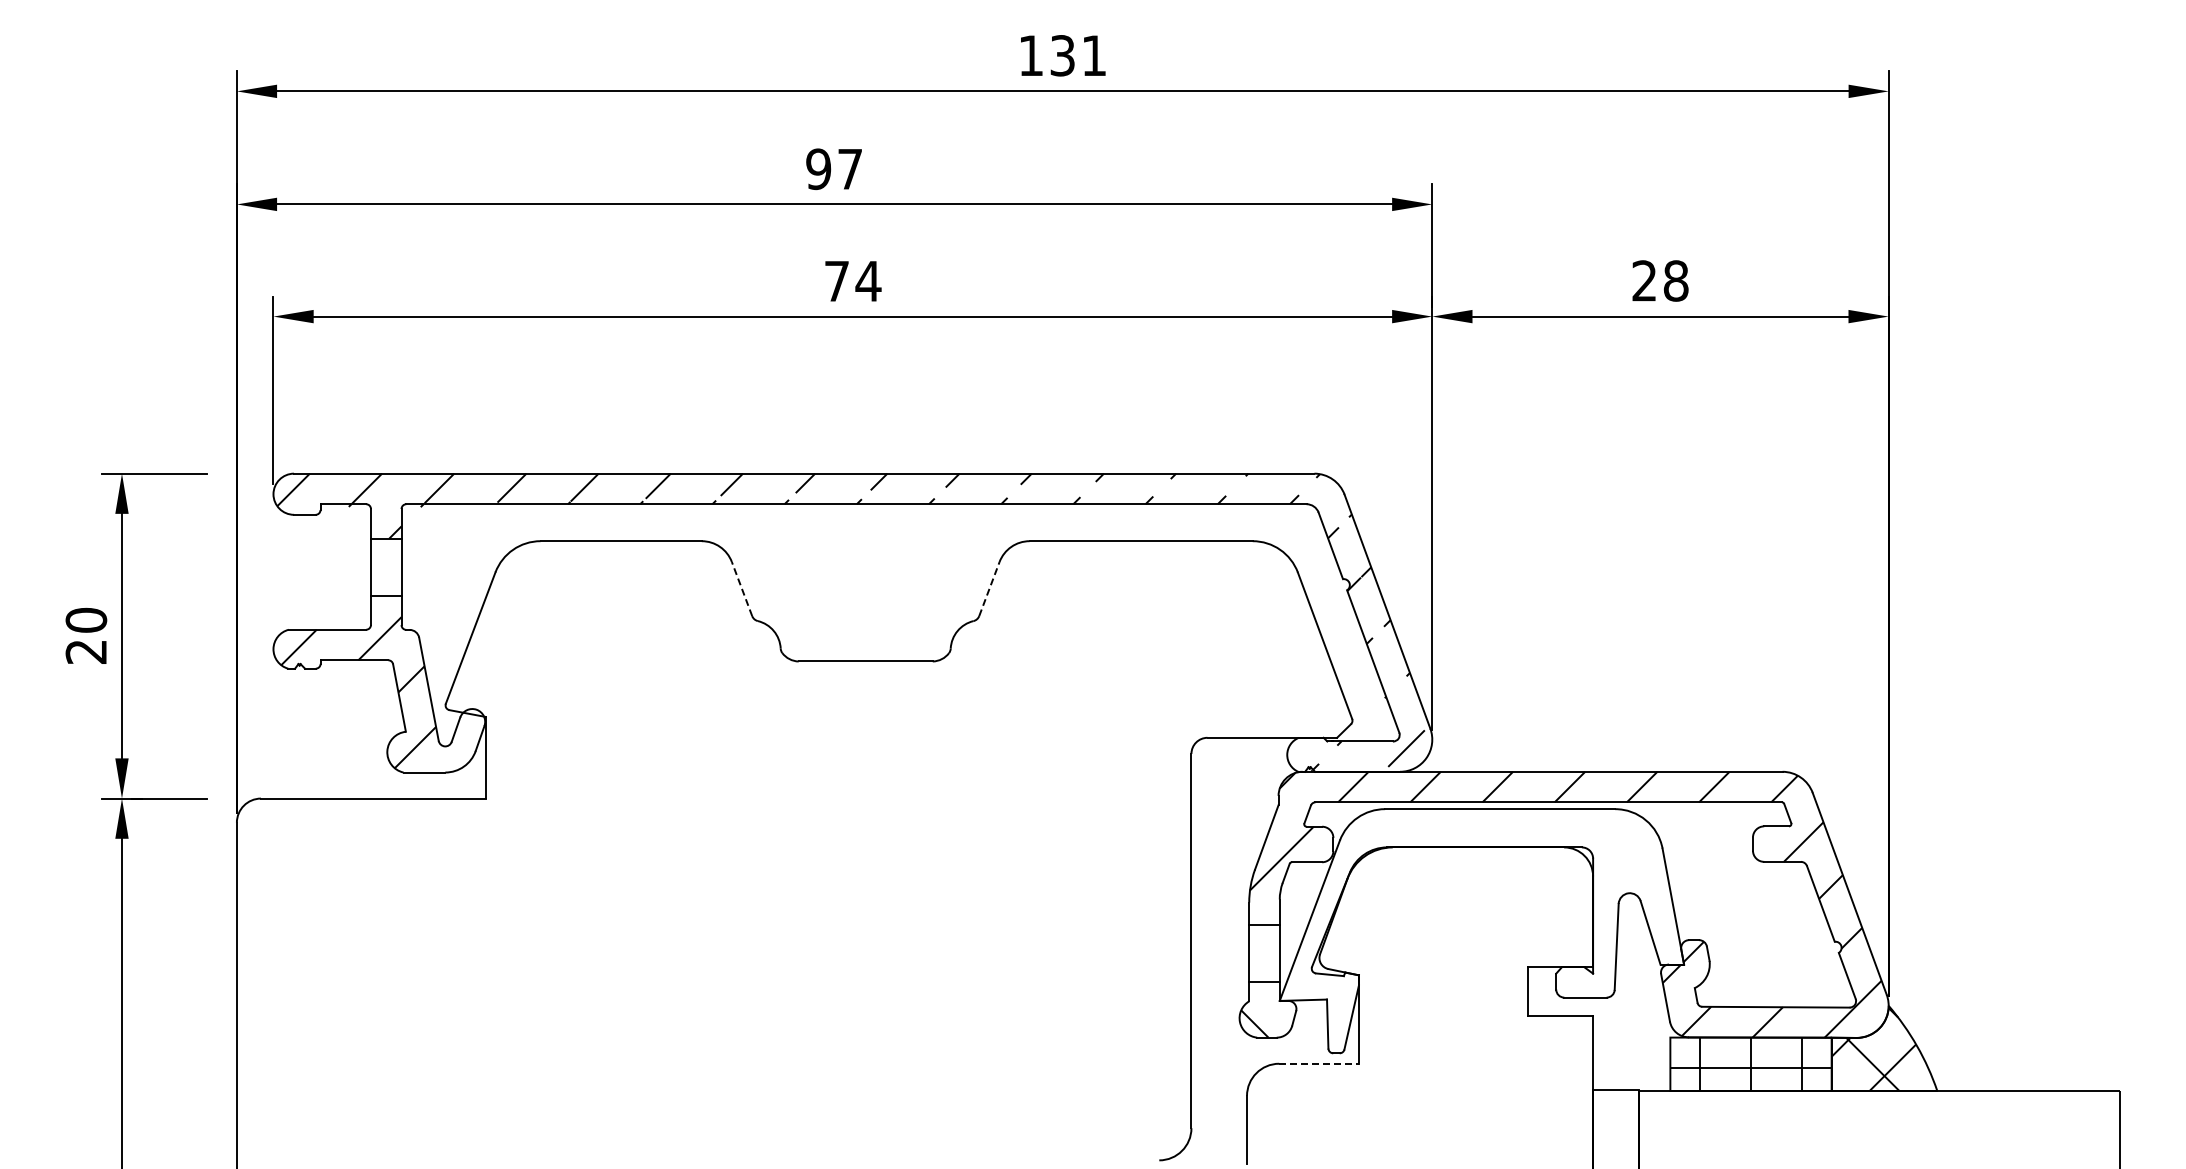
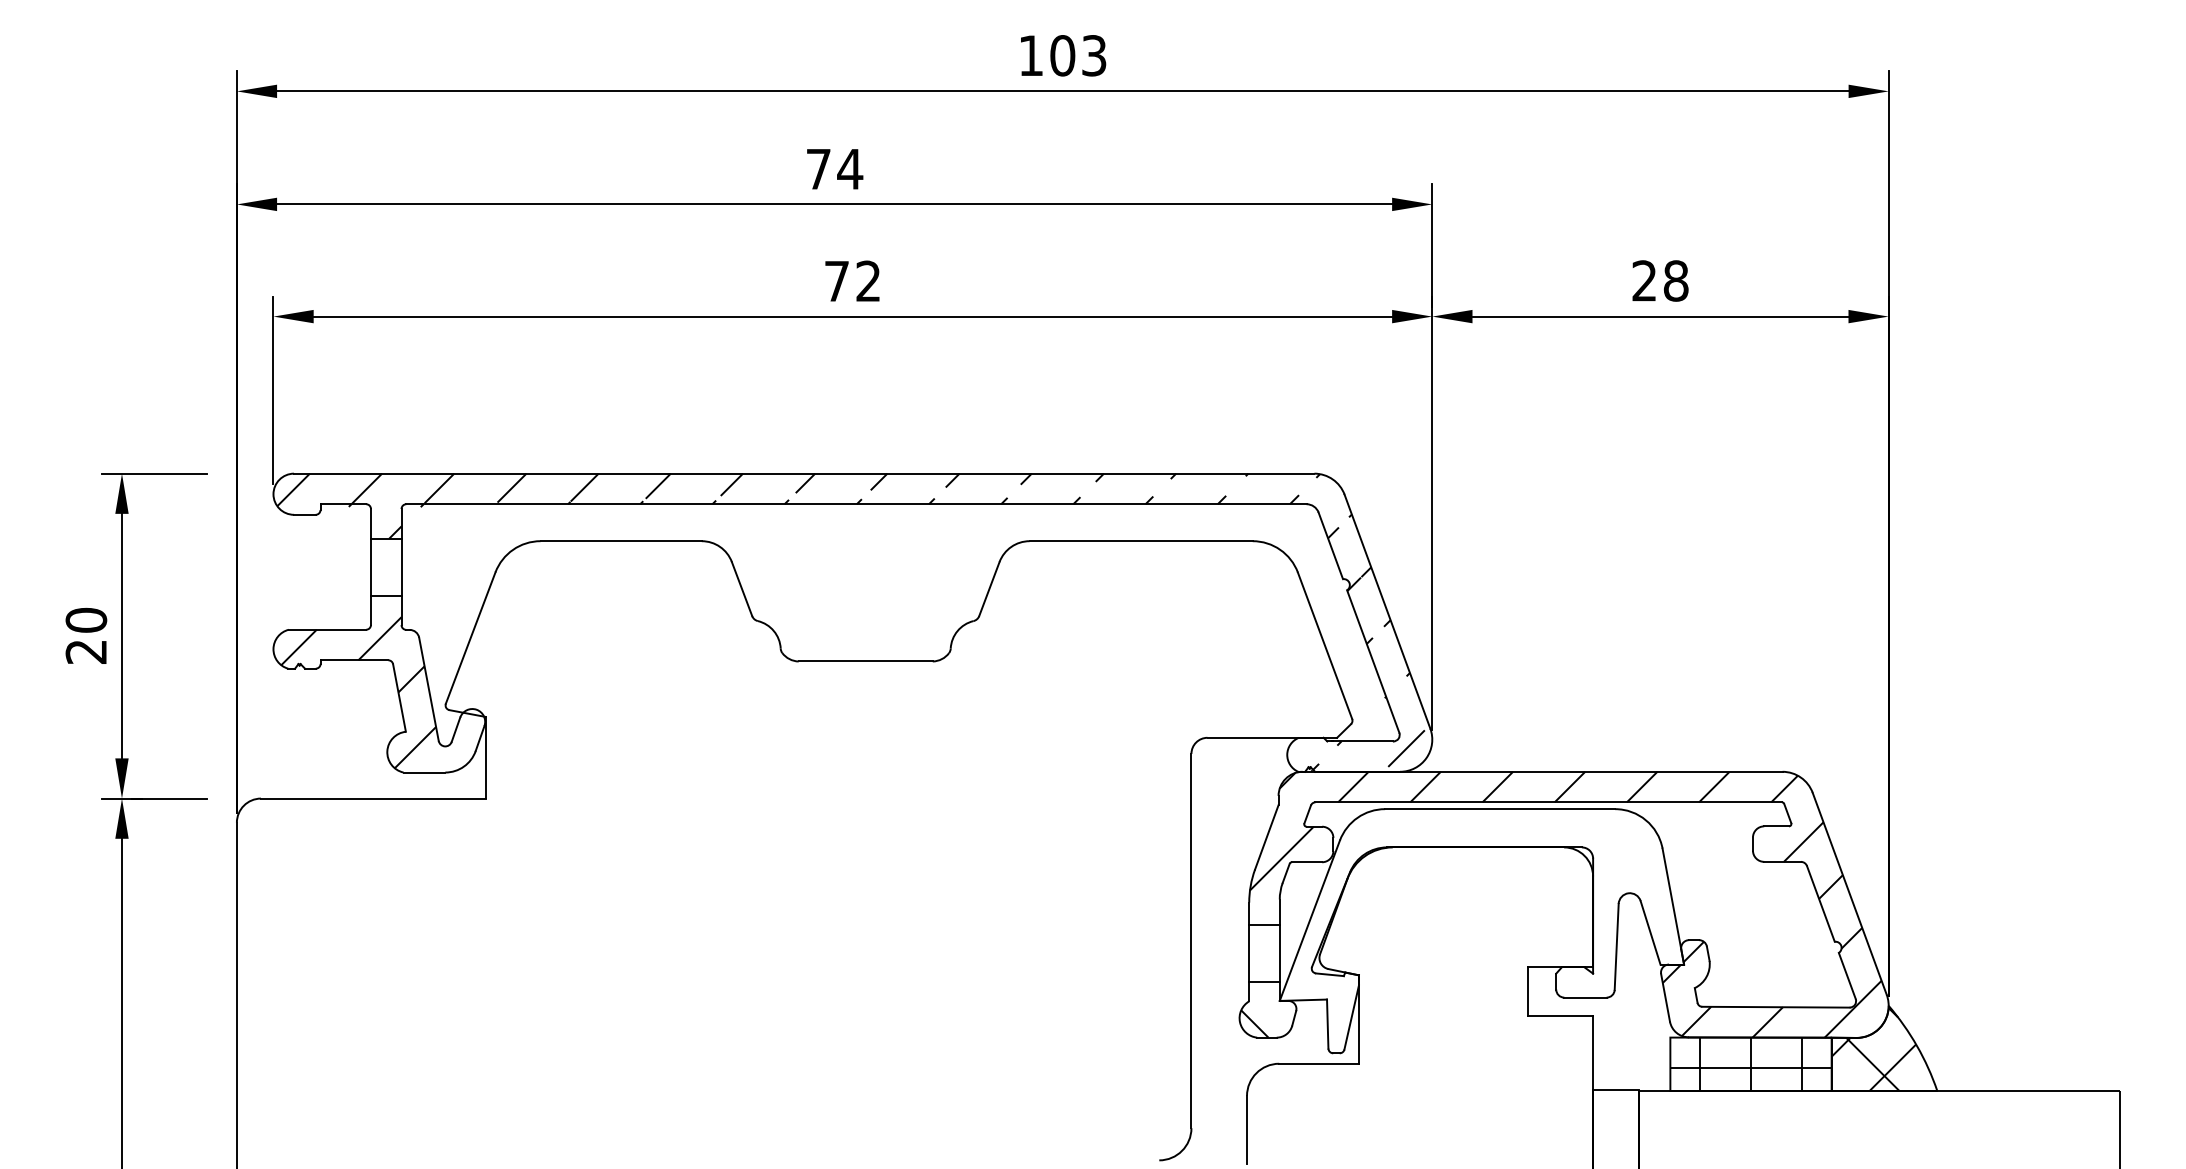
text: 131 -> 103 (1078, 55)
text: 97 -> 74 (834, 169)
text: 74 -> 72 (868, 280)
line: dashed -> solid (742, 589)
line: dashed -> solid (989, 589)
line: dashed -> solid (1319, 1063)
